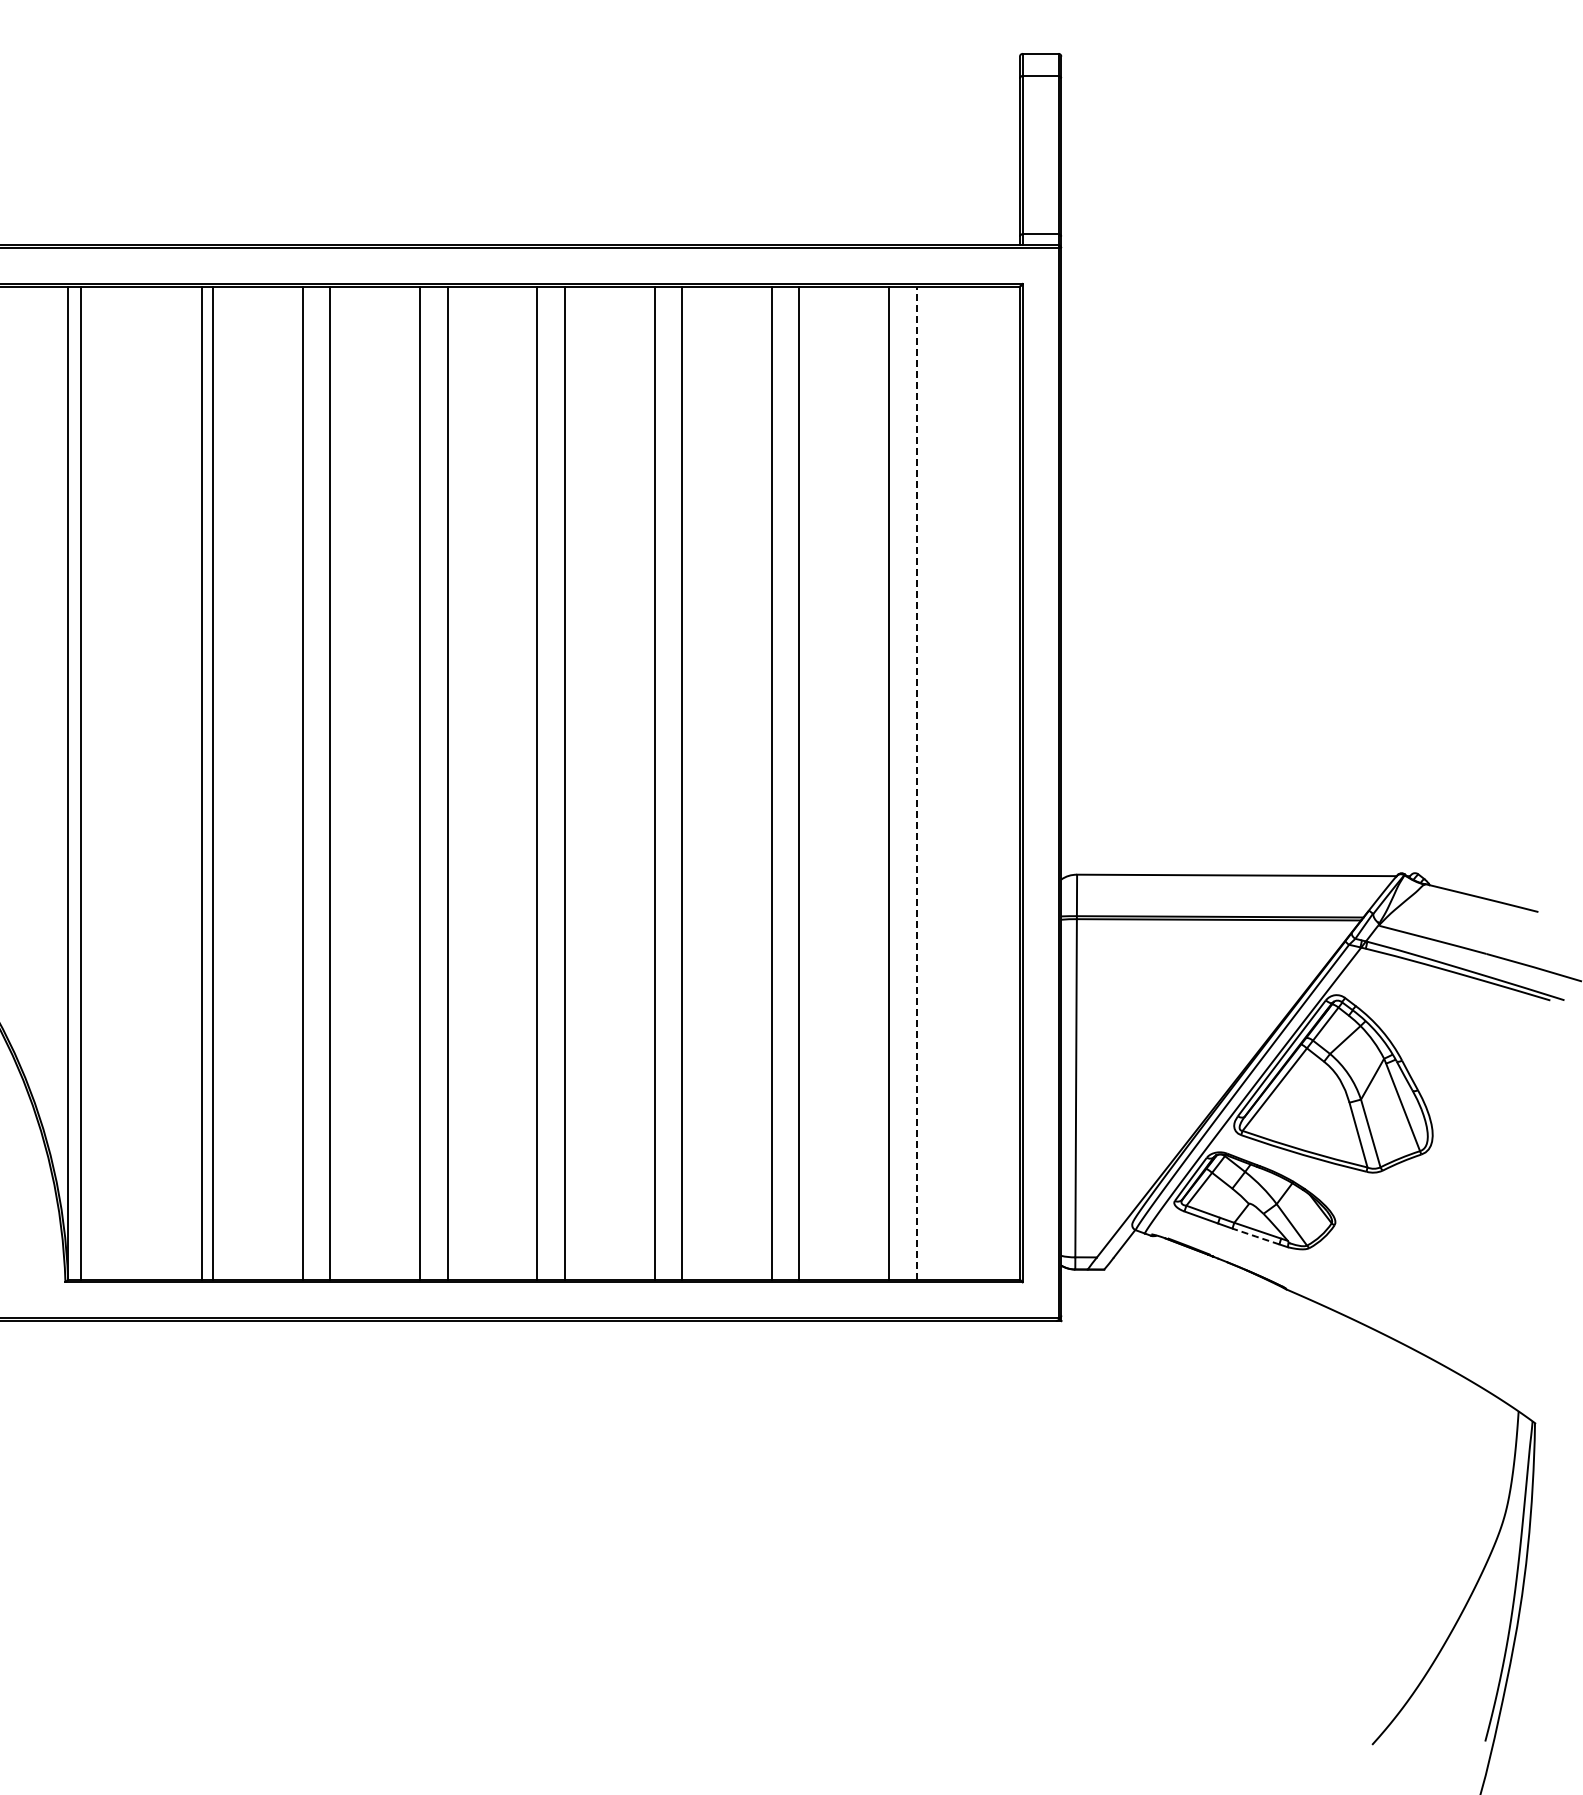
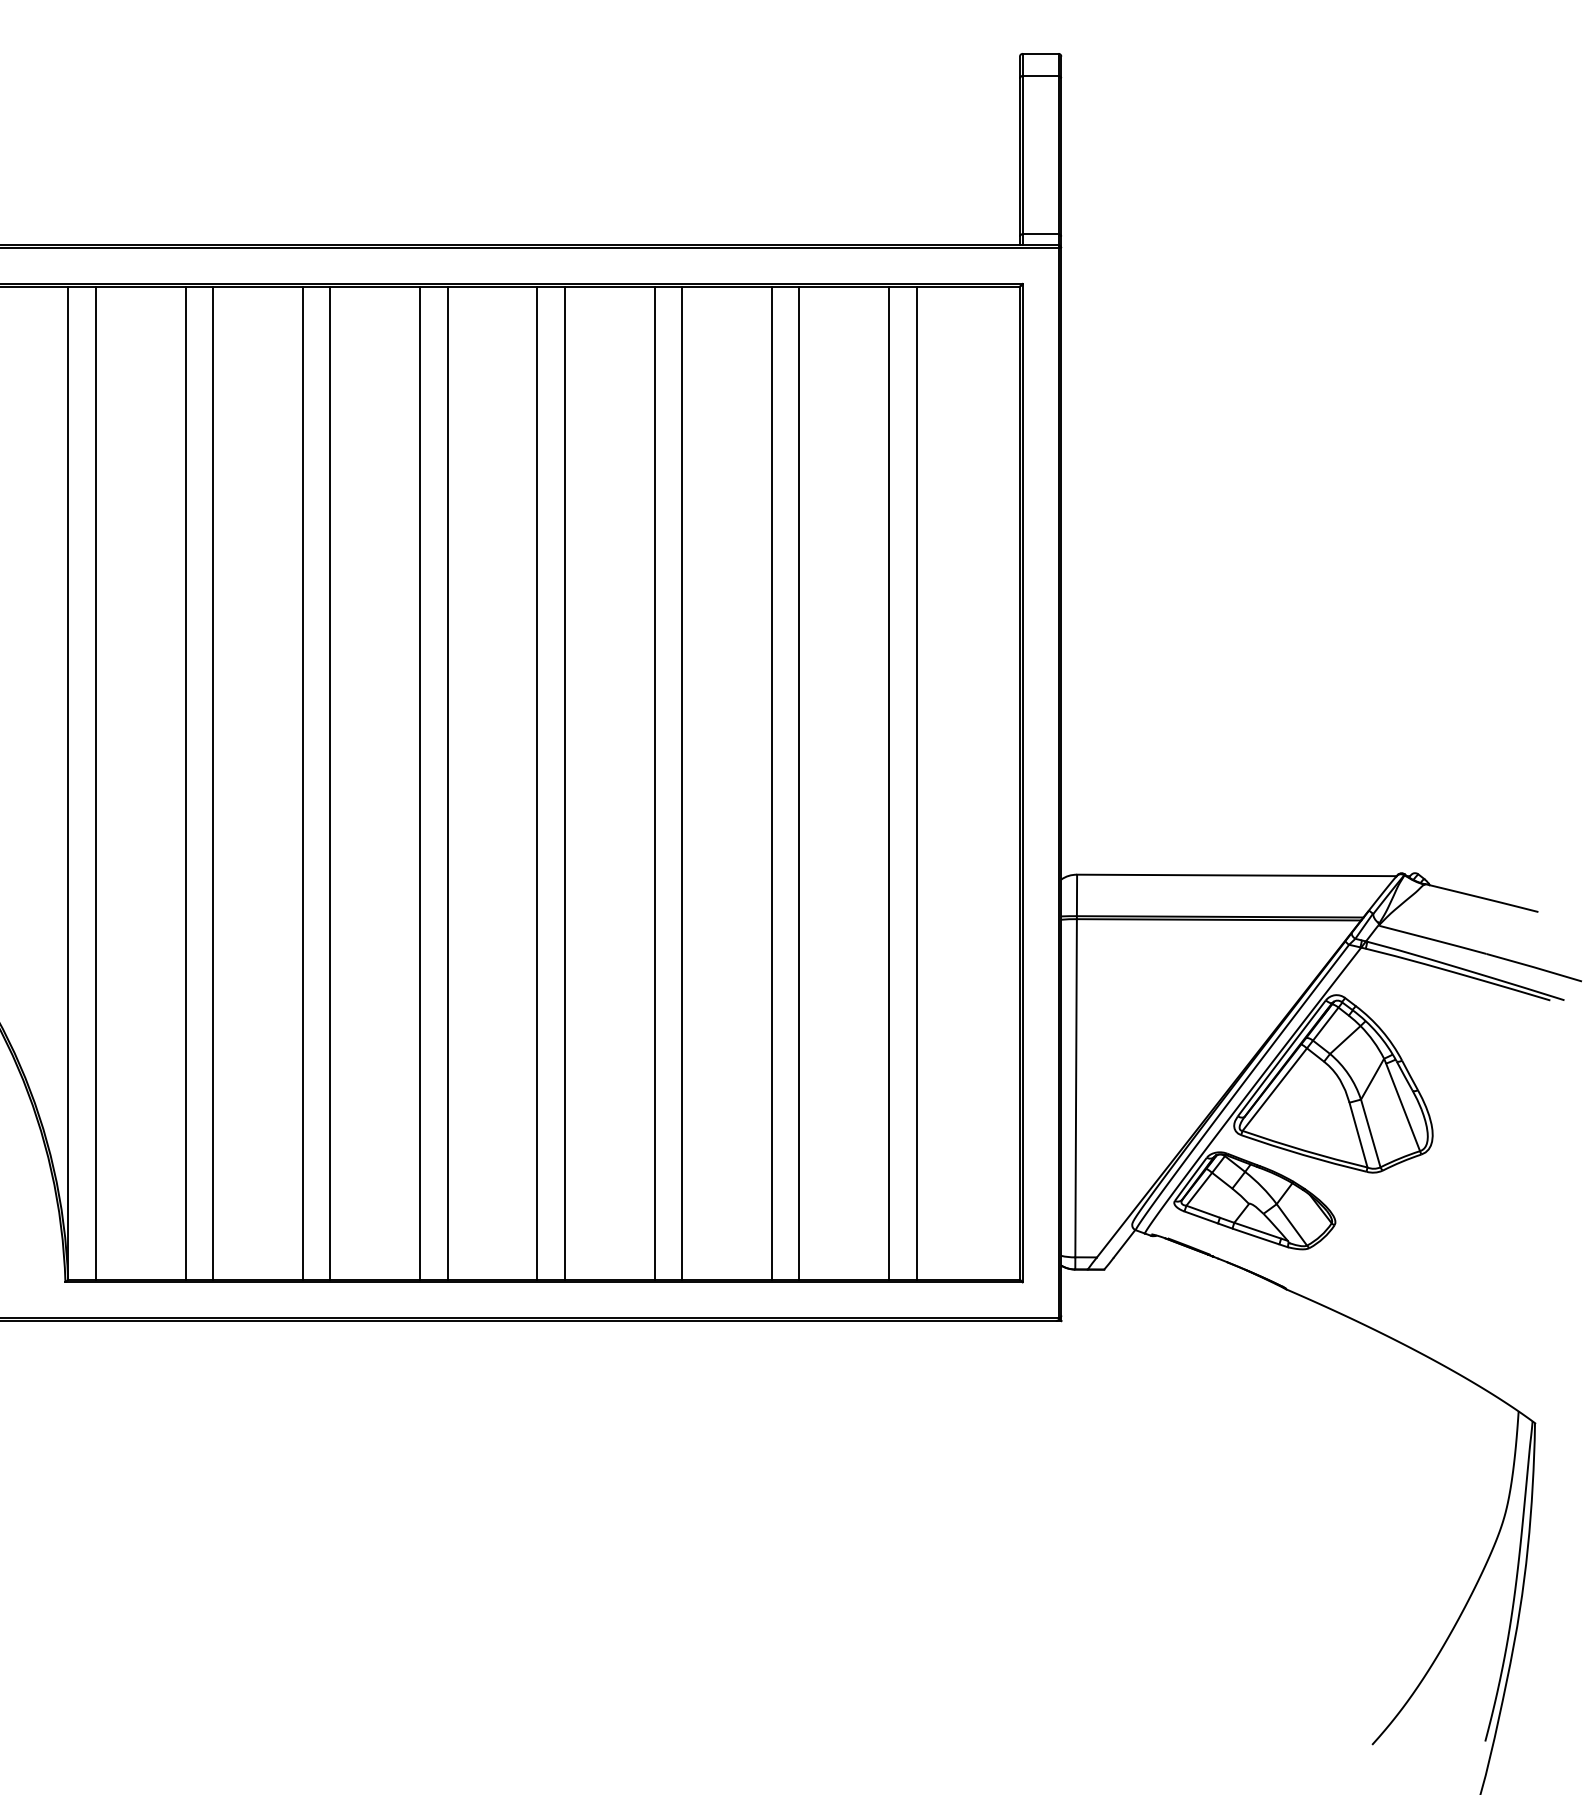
line position: (81, 782) -> (96, 782) (96, 782)
line position: (201, 782) -> (185, 782) (185, 782)
line: dashed -> solid (916, 782)
line: dashed -> solid (1255, 1236)
